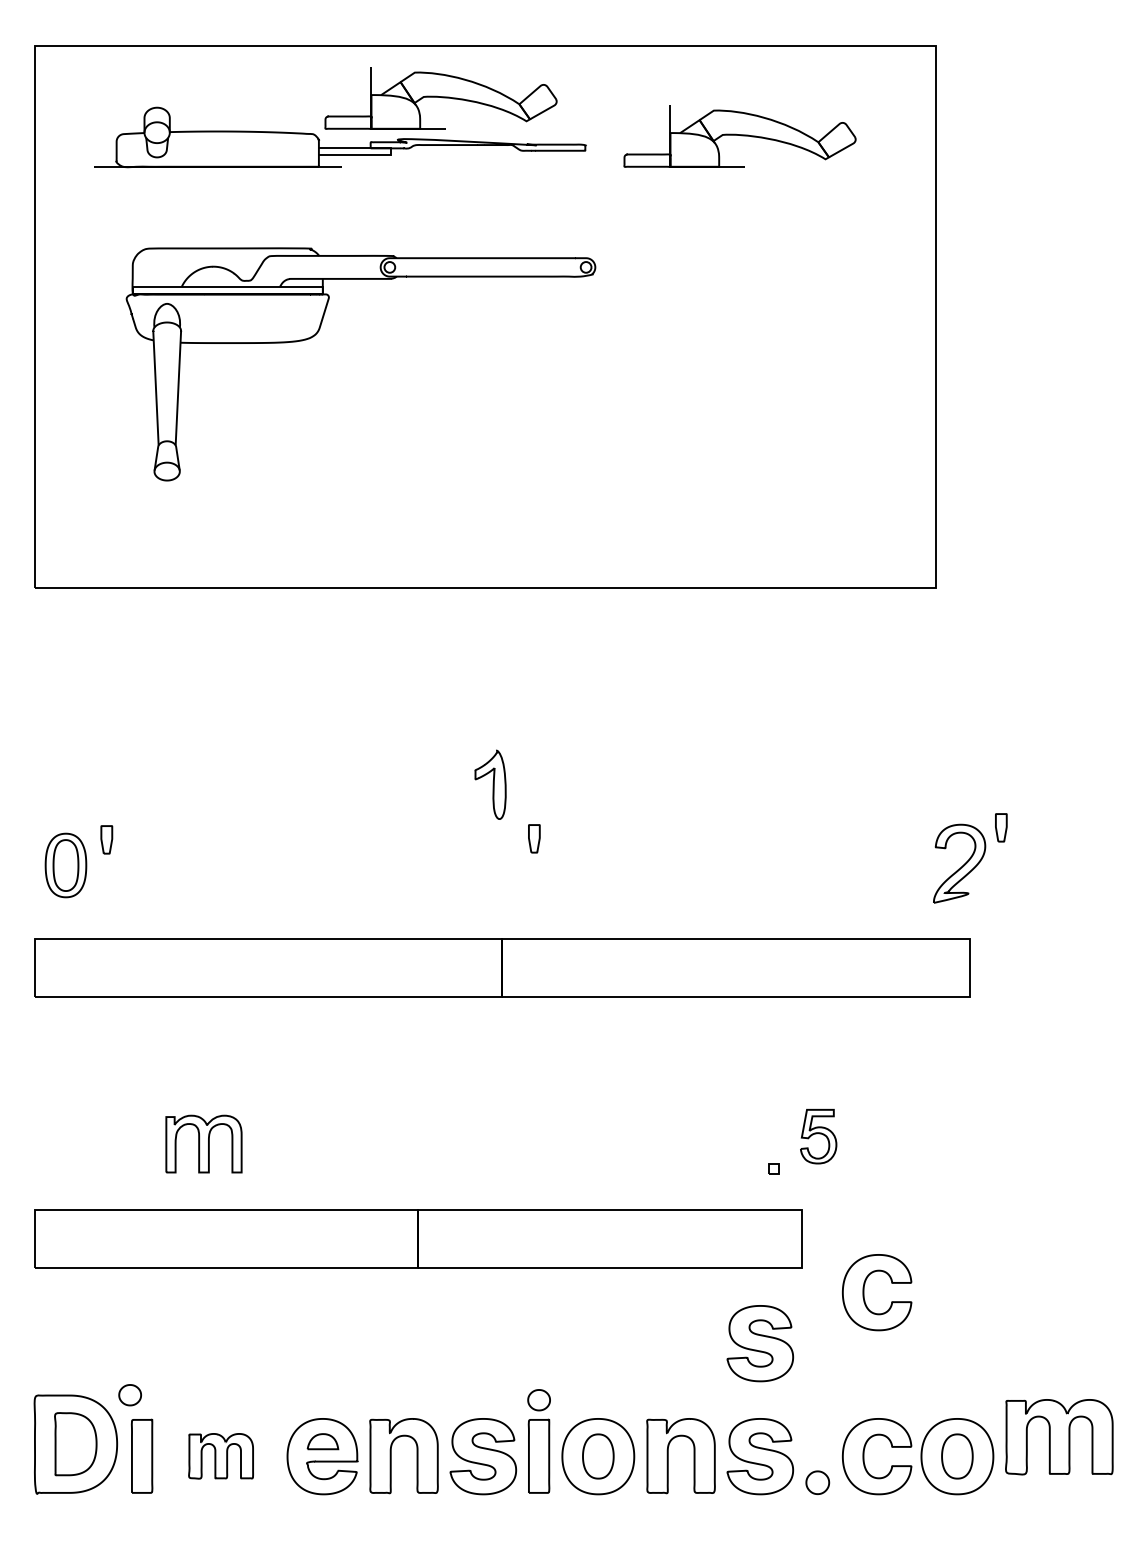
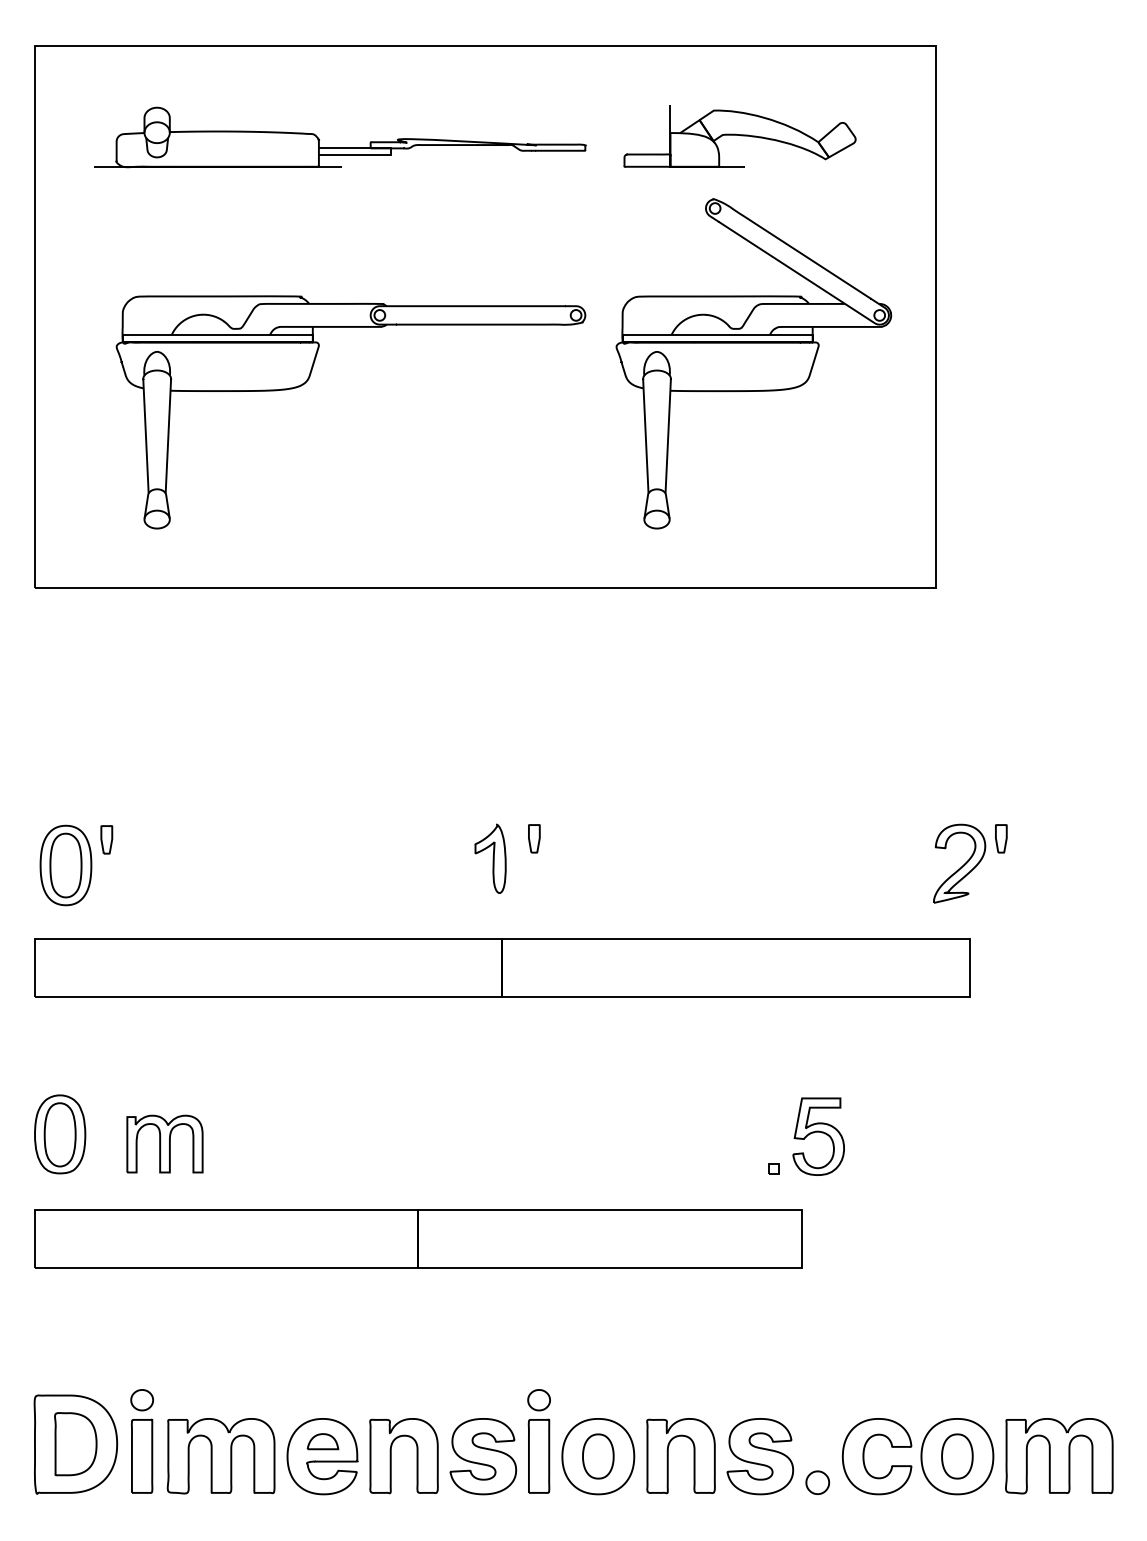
part: present -> none (440, 98)
part position: (319, 331) -> (309, 379) (309, 379)
part: none -> present (753, 363)
part position: (490, 784) -> (490, 858) (490, 858)
part position: (1001, 827) -> (1001, 838) (1001, 838)
part size: 44x67 px -> 54x83 px (65, 865)
part: none -> present (60, 1134)
part size: 38x56 px -> 53x79 px (818, 1136)
part position: (203, 1143) -> (164, 1143) (164, 1143)
part: present -> none (864, 1292)
part: present -> none (760, 1343)
part position: (129, 1395) -> (141, 1400) (141, 1400)
part position: (1059, 1437) -> (1059, 1456) (1059, 1456)
part size: 66x47 px -> 110x77 px (220, 1456)
